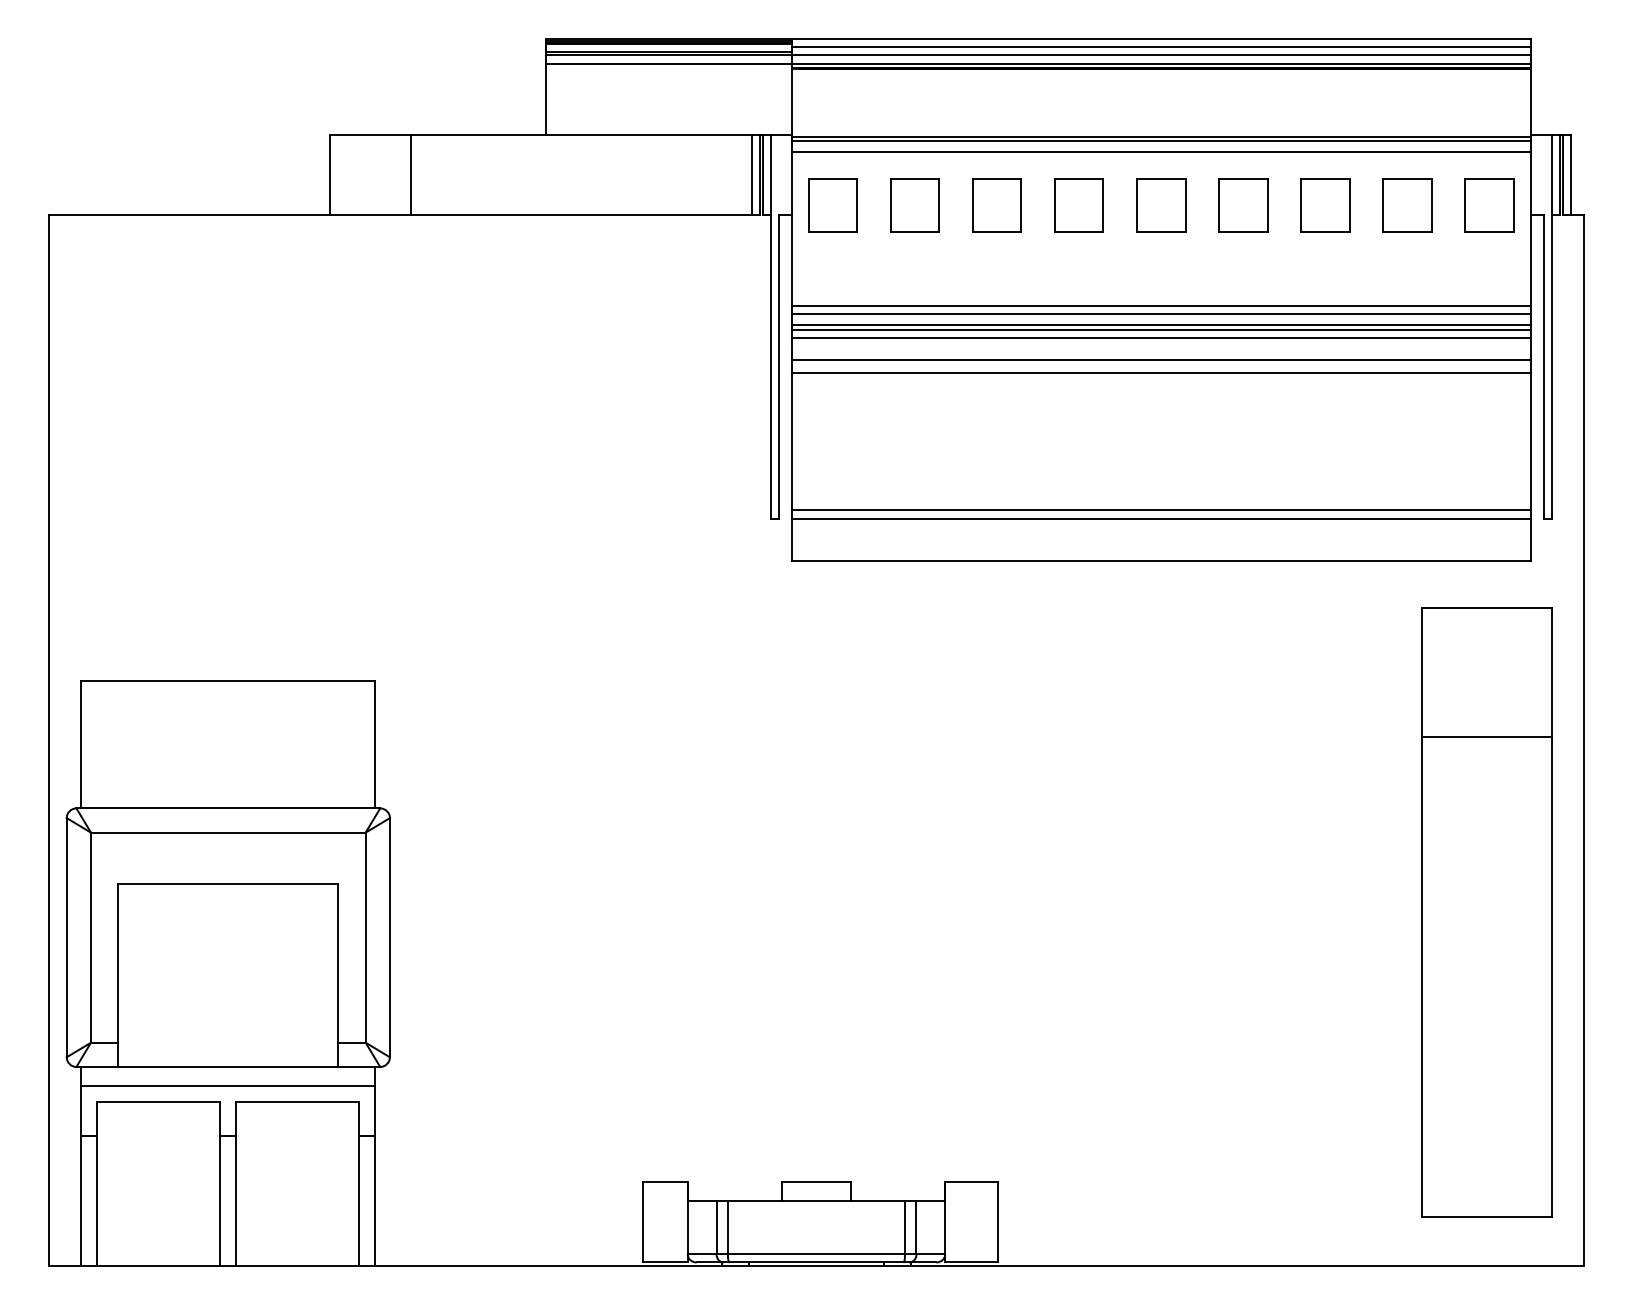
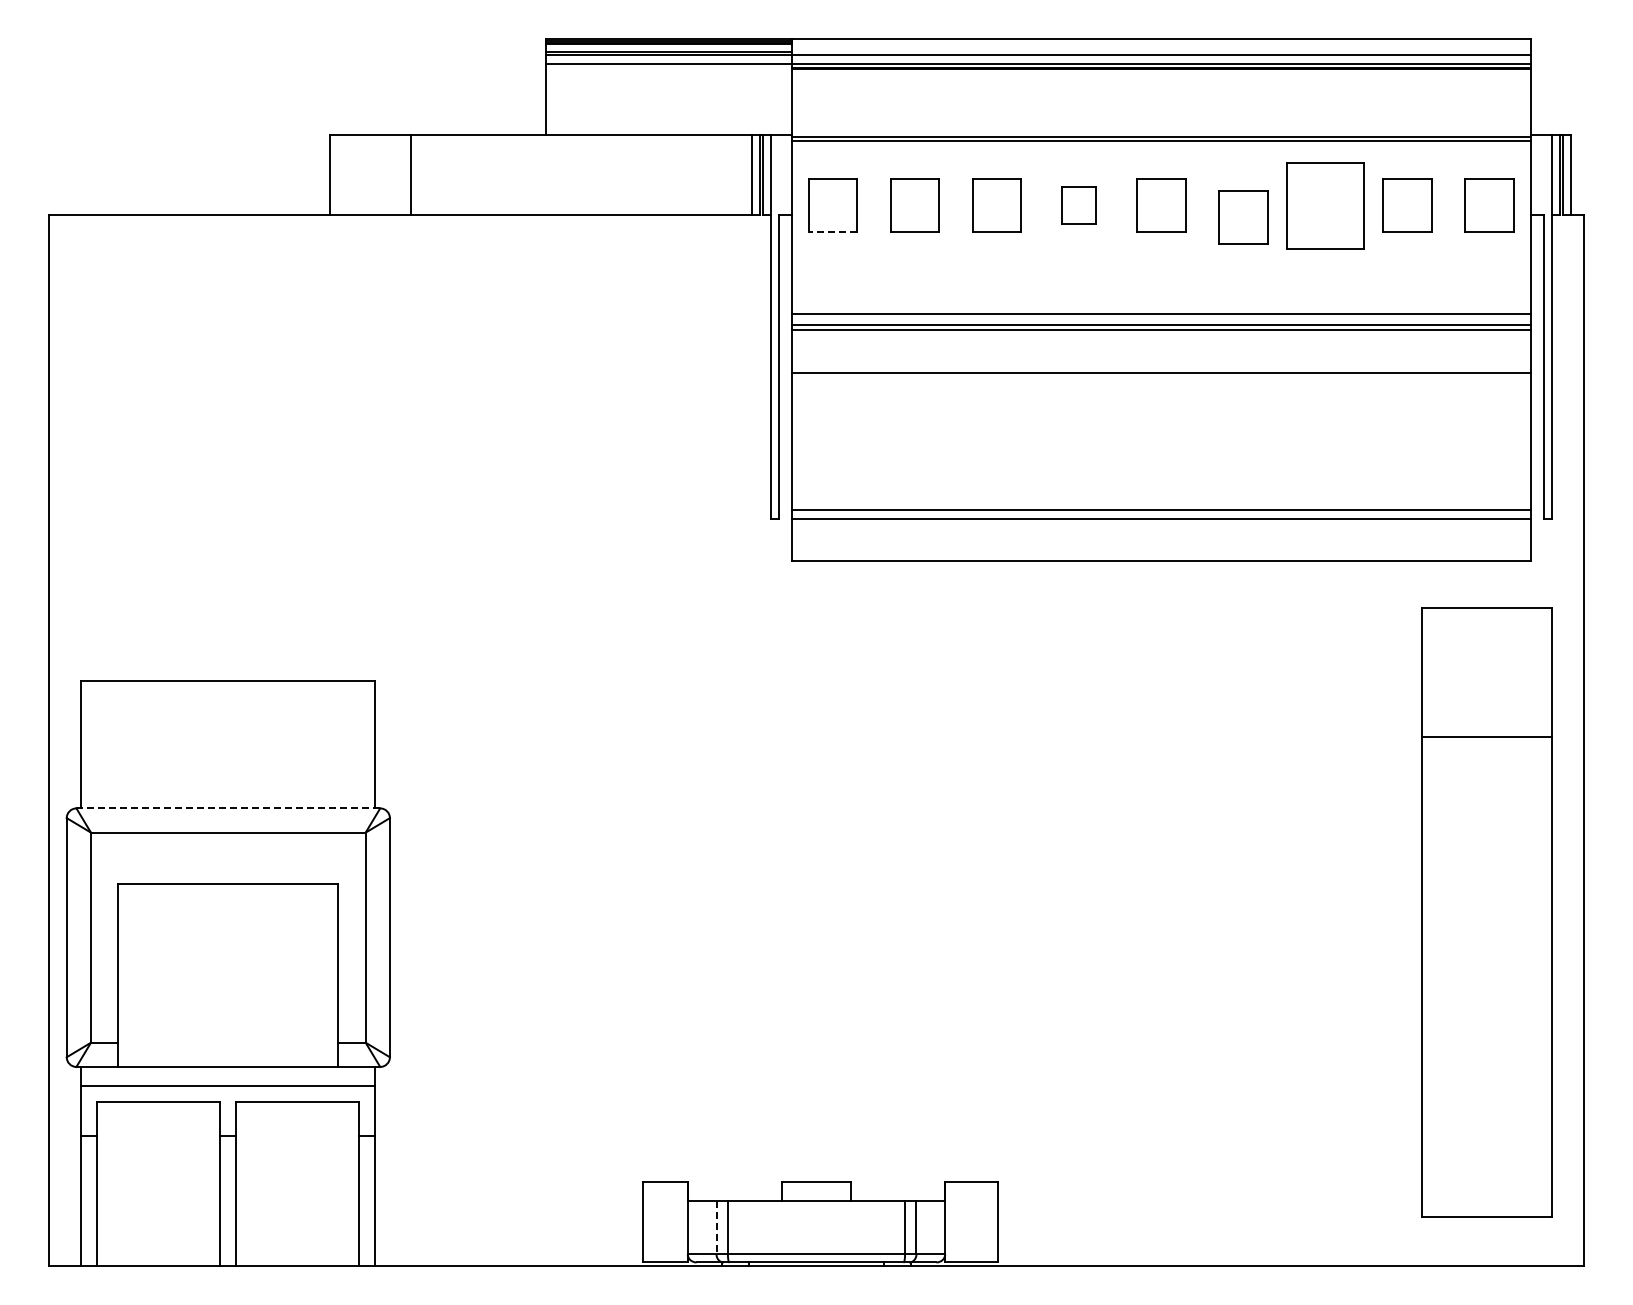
line: present -> none (1160, 47)
line: present -> none (1160, 152)
part size: 50x55 px -> 36x39 px (1078, 205)
part position: (1243, 205) -> (1243, 217) (1243, 217)
part size: 51x55 px -> 79x88 px (1325, 205)
line: solid -> dashed (832, 232)
line: present -> none (1160, 305)
line: present -> none (1160, 337)
line: present -> none (1160, 360)
line: solid -> dashed (228, 808)
line: solid -> dashed (716, 1227)
